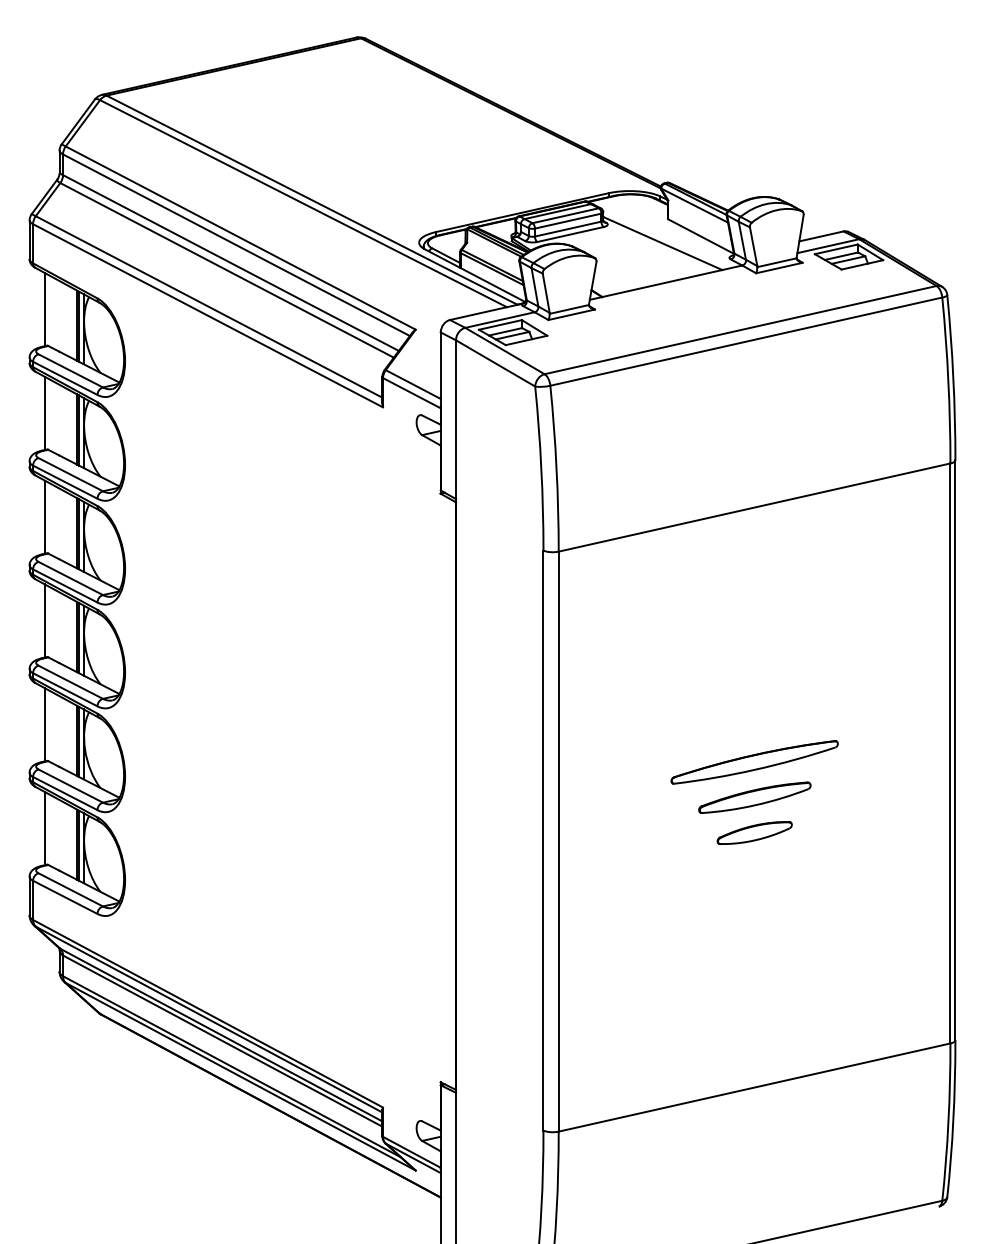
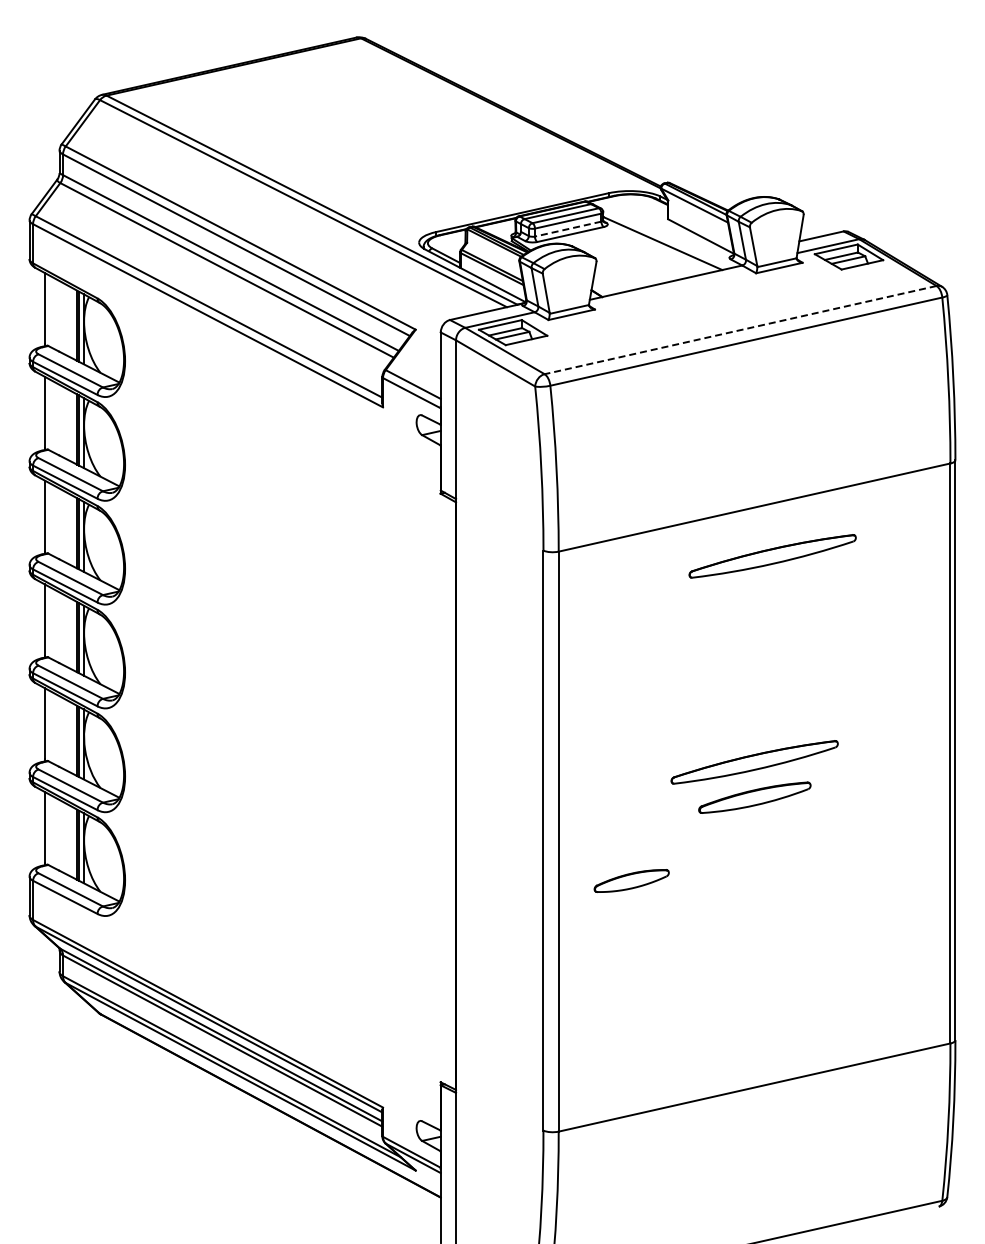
line: solid -> dashed (567, 229)
line: solid -> dashed (740, 330)
part: none -> present (772, 556)
part position: (754, 832) -> (631, 880) (631, 880)
